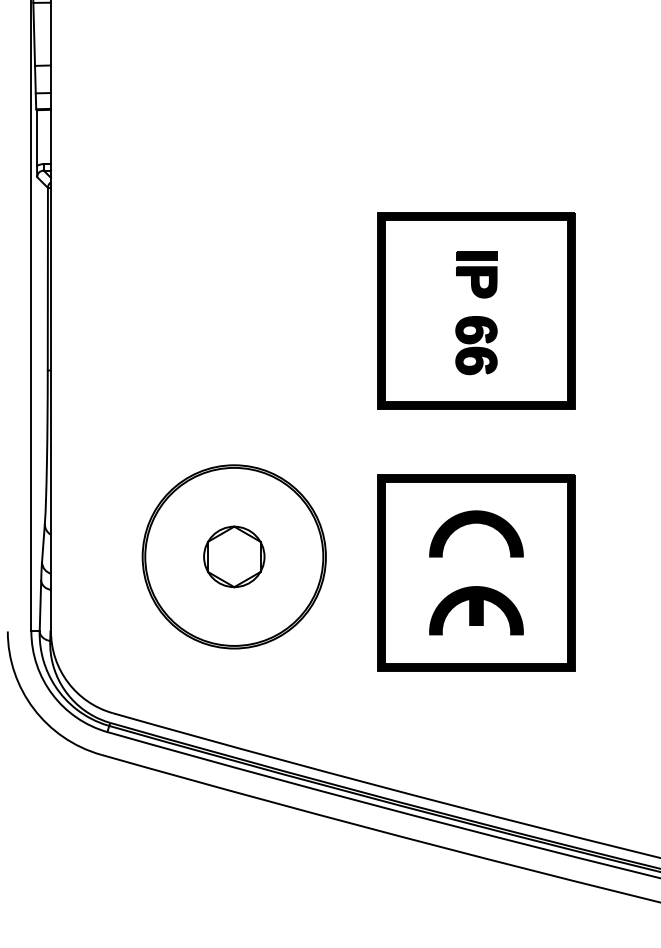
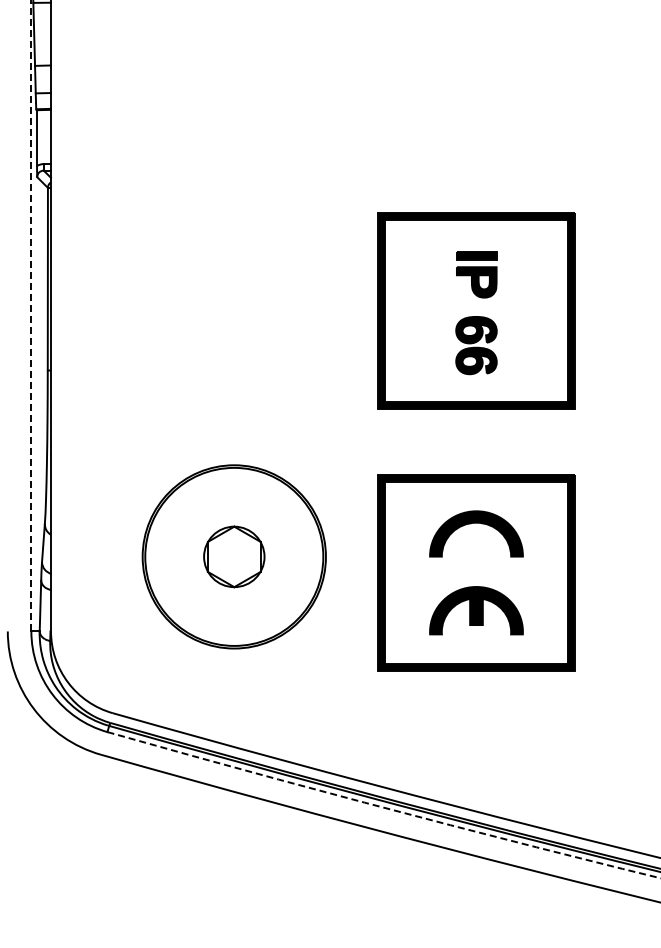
line: solid -> dashed (31, 315)
arc: solid -> dashed (383, 807)
